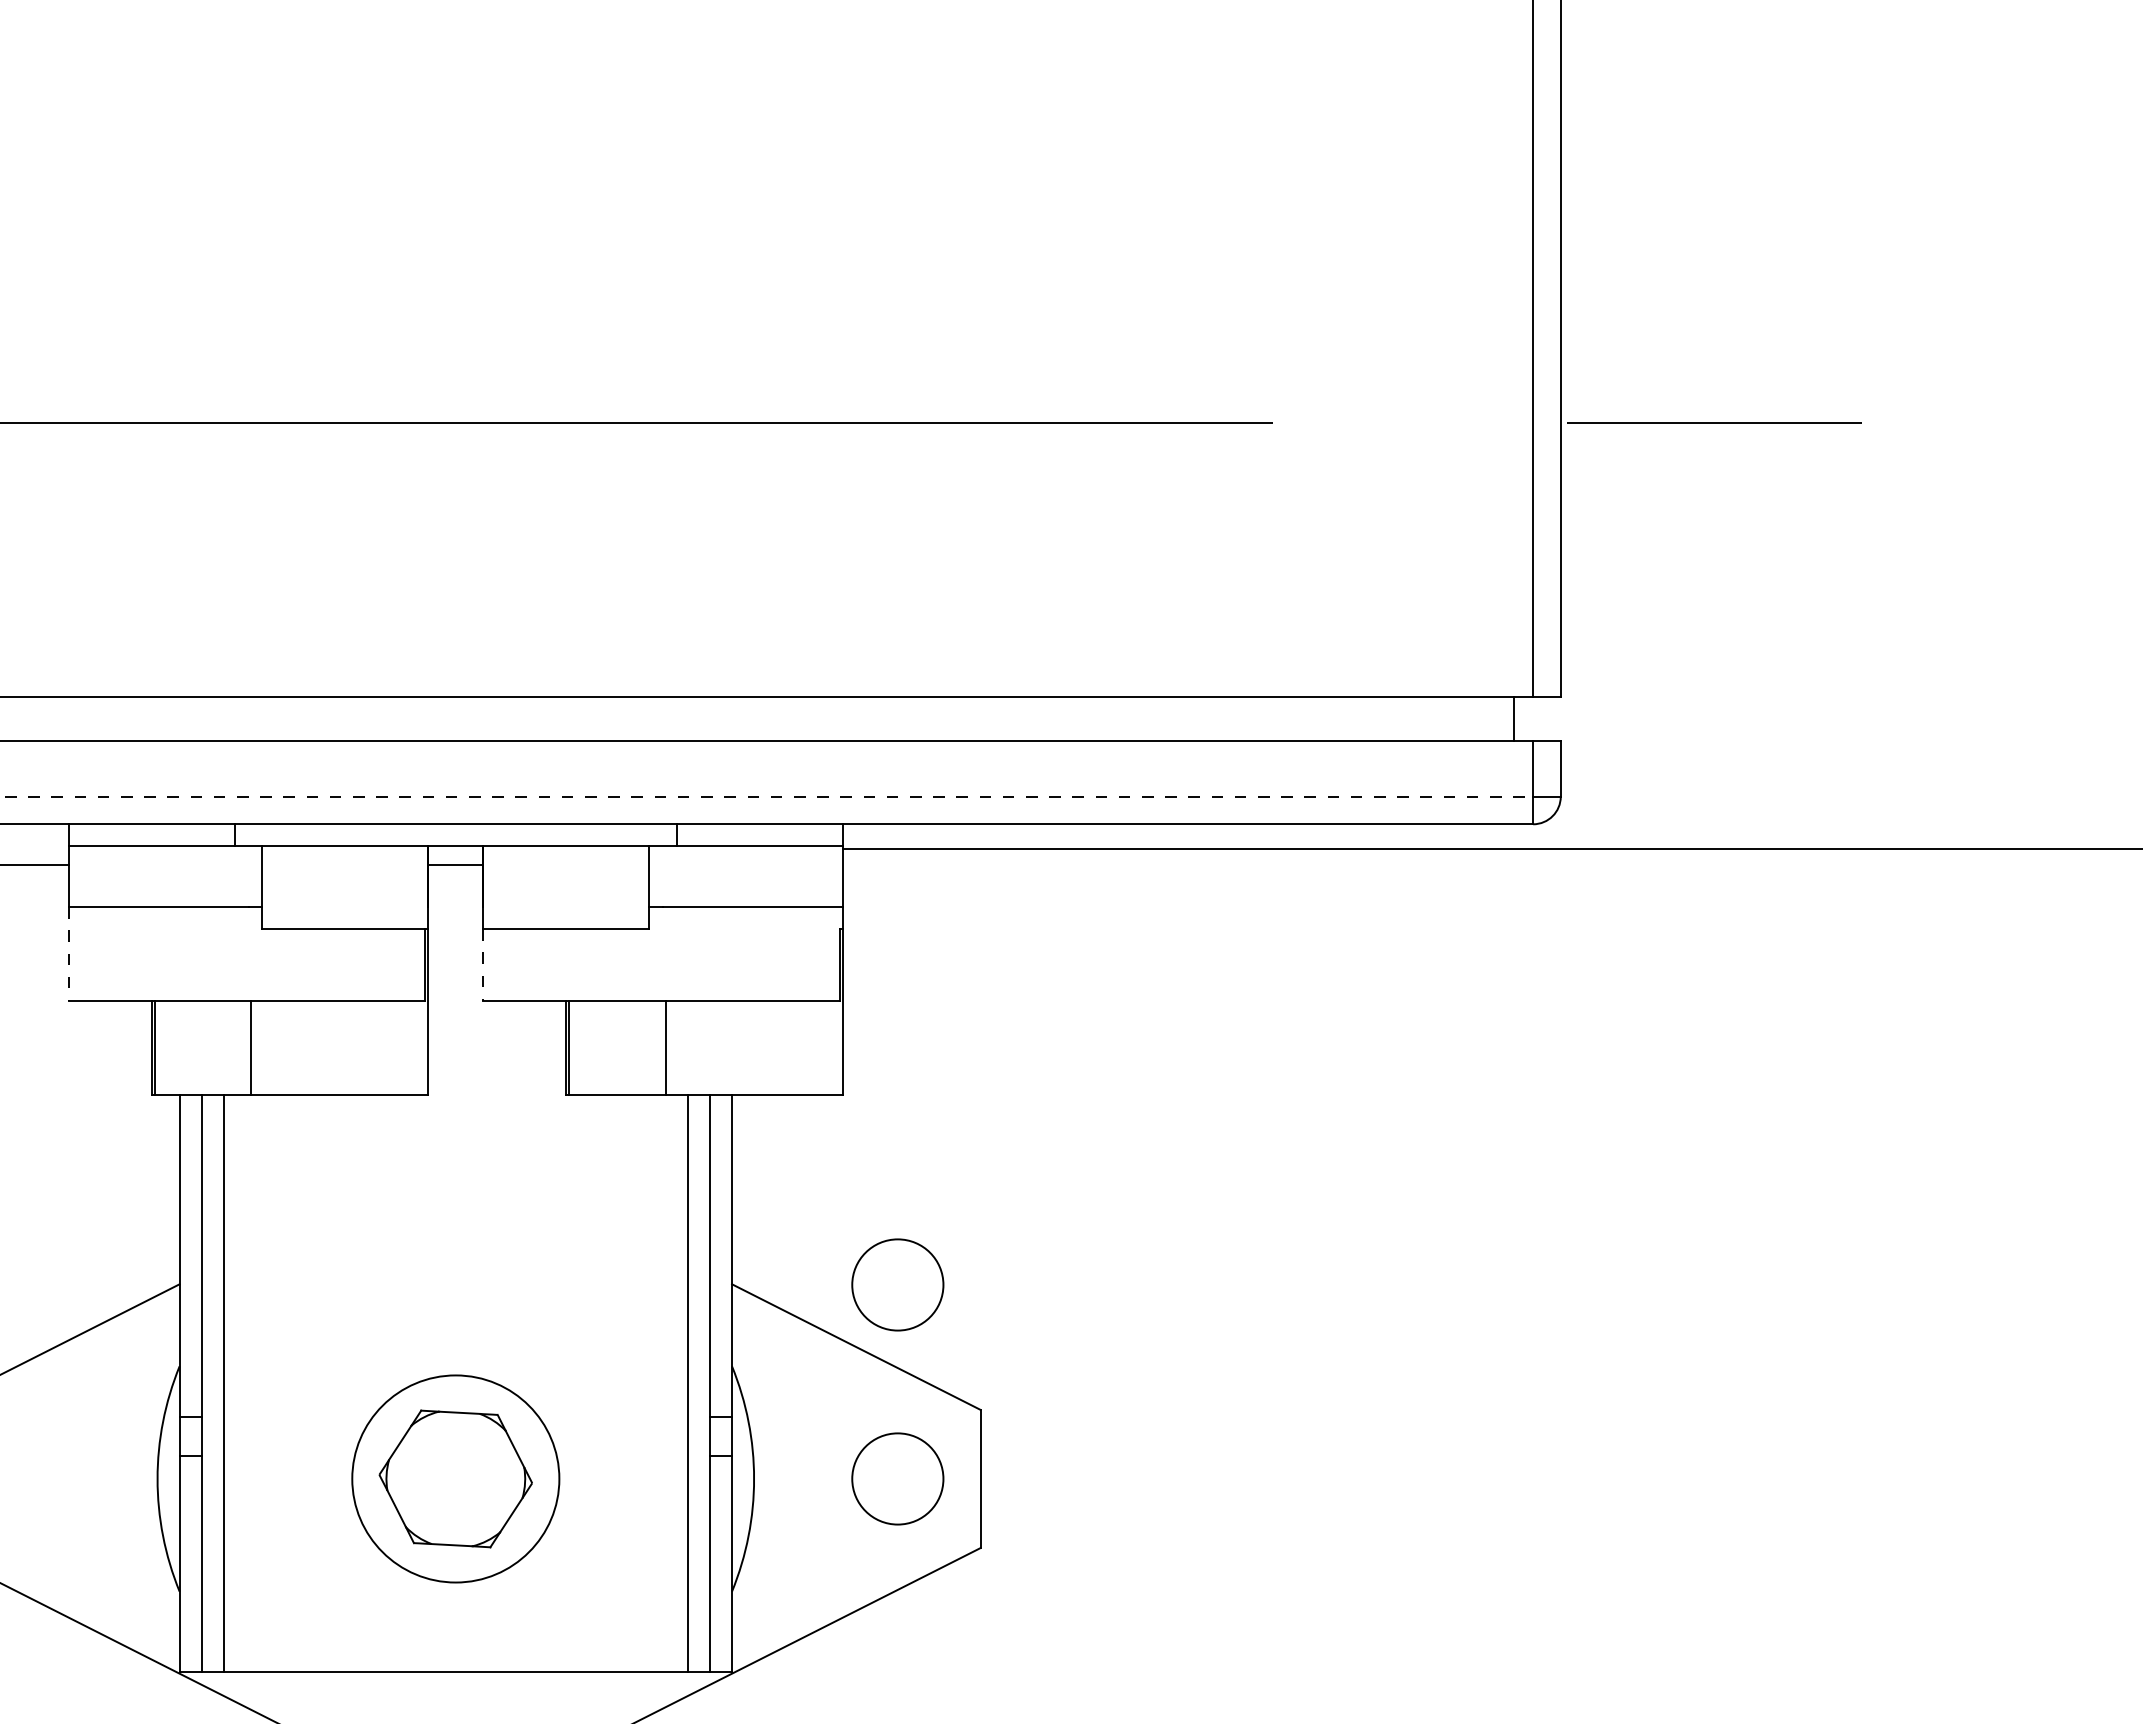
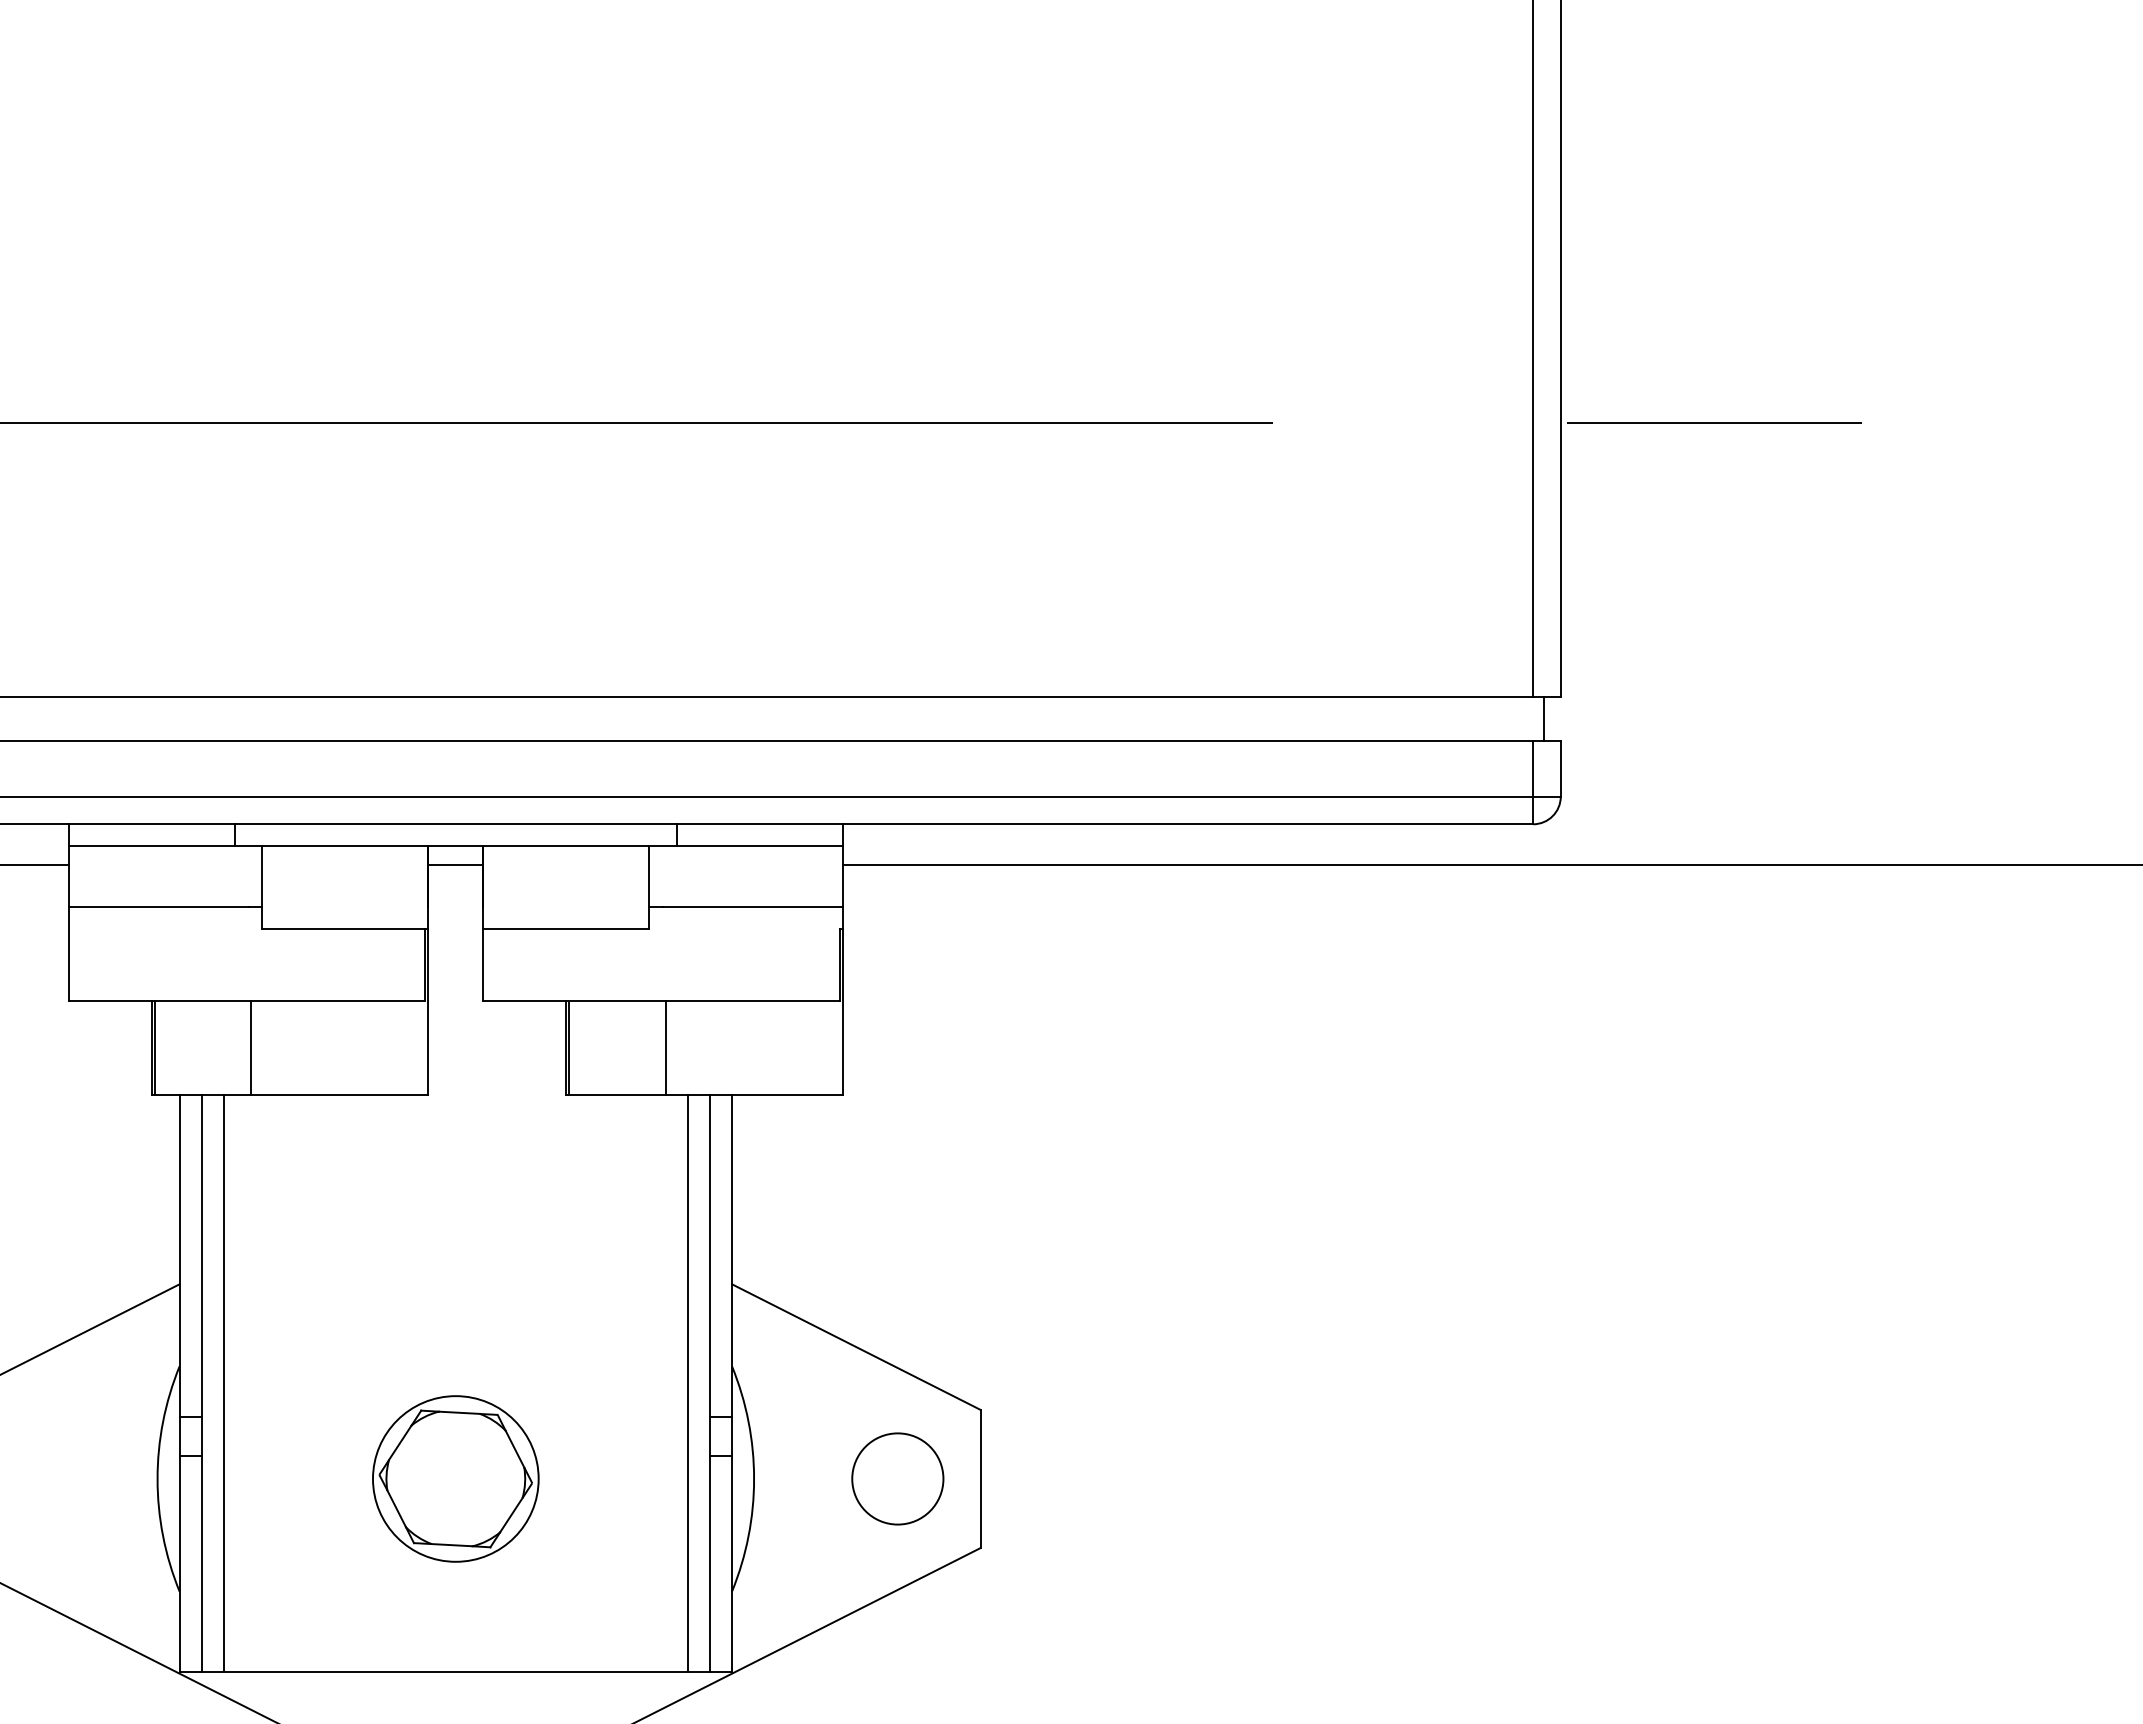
line position: (1514, 719) -> (1544, 719) (1544, 719)
line: dashed -> solid (767, 796)
line position: (1490, 849) -> (1490, 865) (1490, 865)
line: dashed -> solid (69, 954)
line: dashed -> solid (483, 965)
circle: present -> none (897, 1284)
circle diameter: 207 px -> 166 px (455, 1478)
